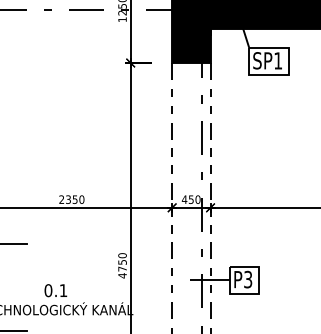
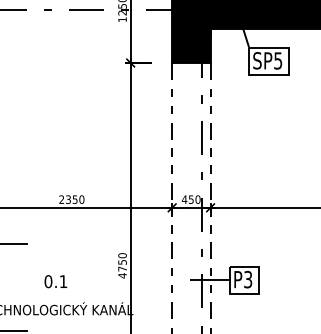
text: SP1 -> SP5 (278, 60)
text position: (55, 290) -> (55, 281) (55, 281)
